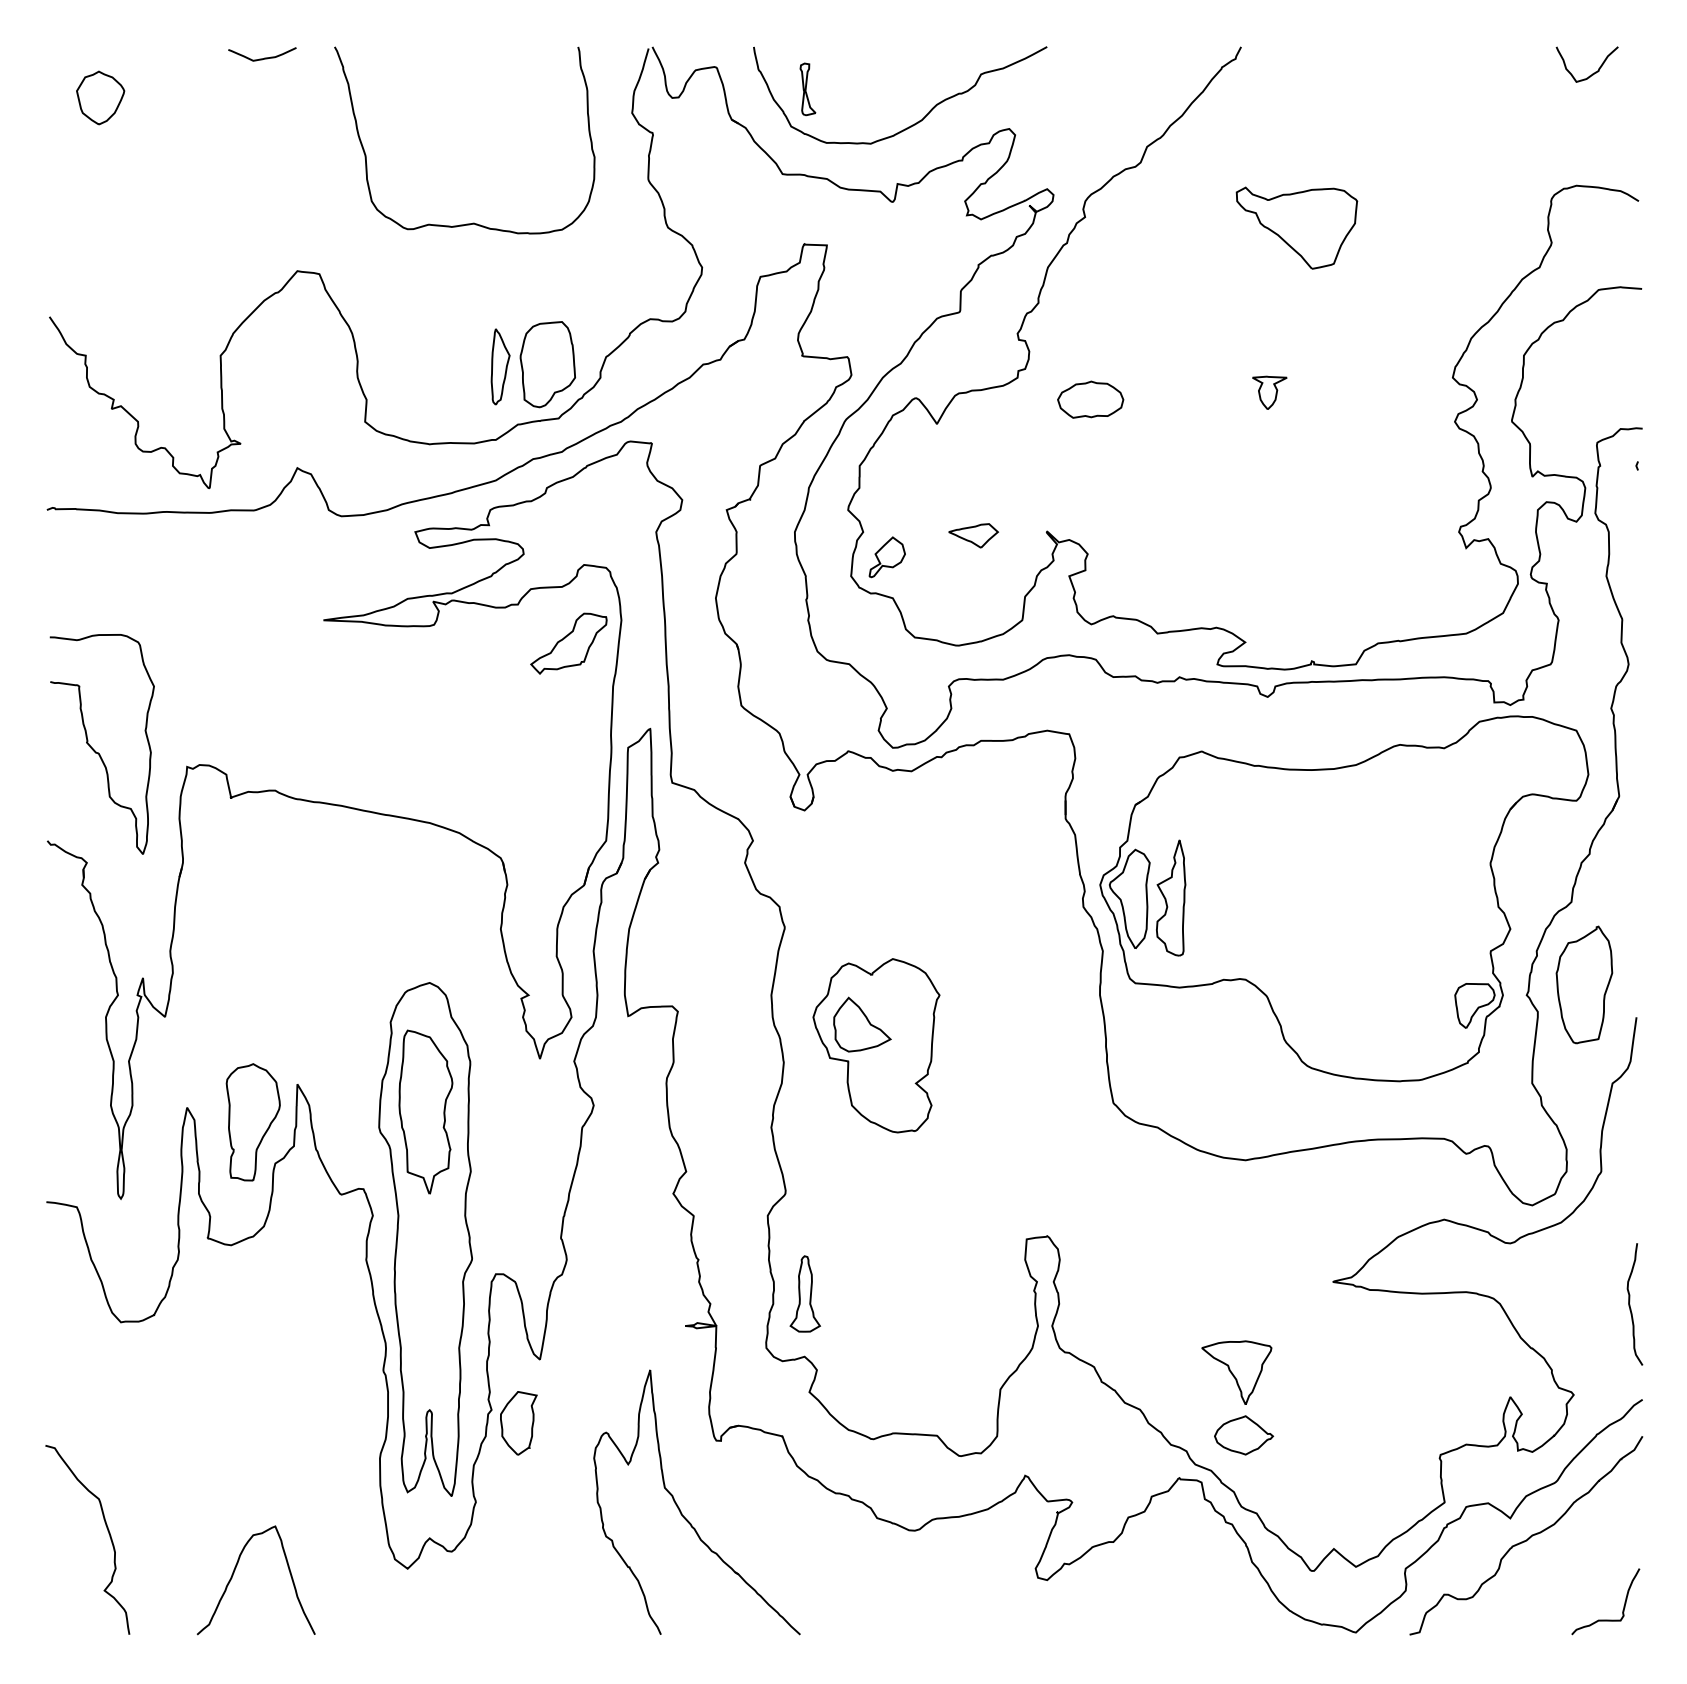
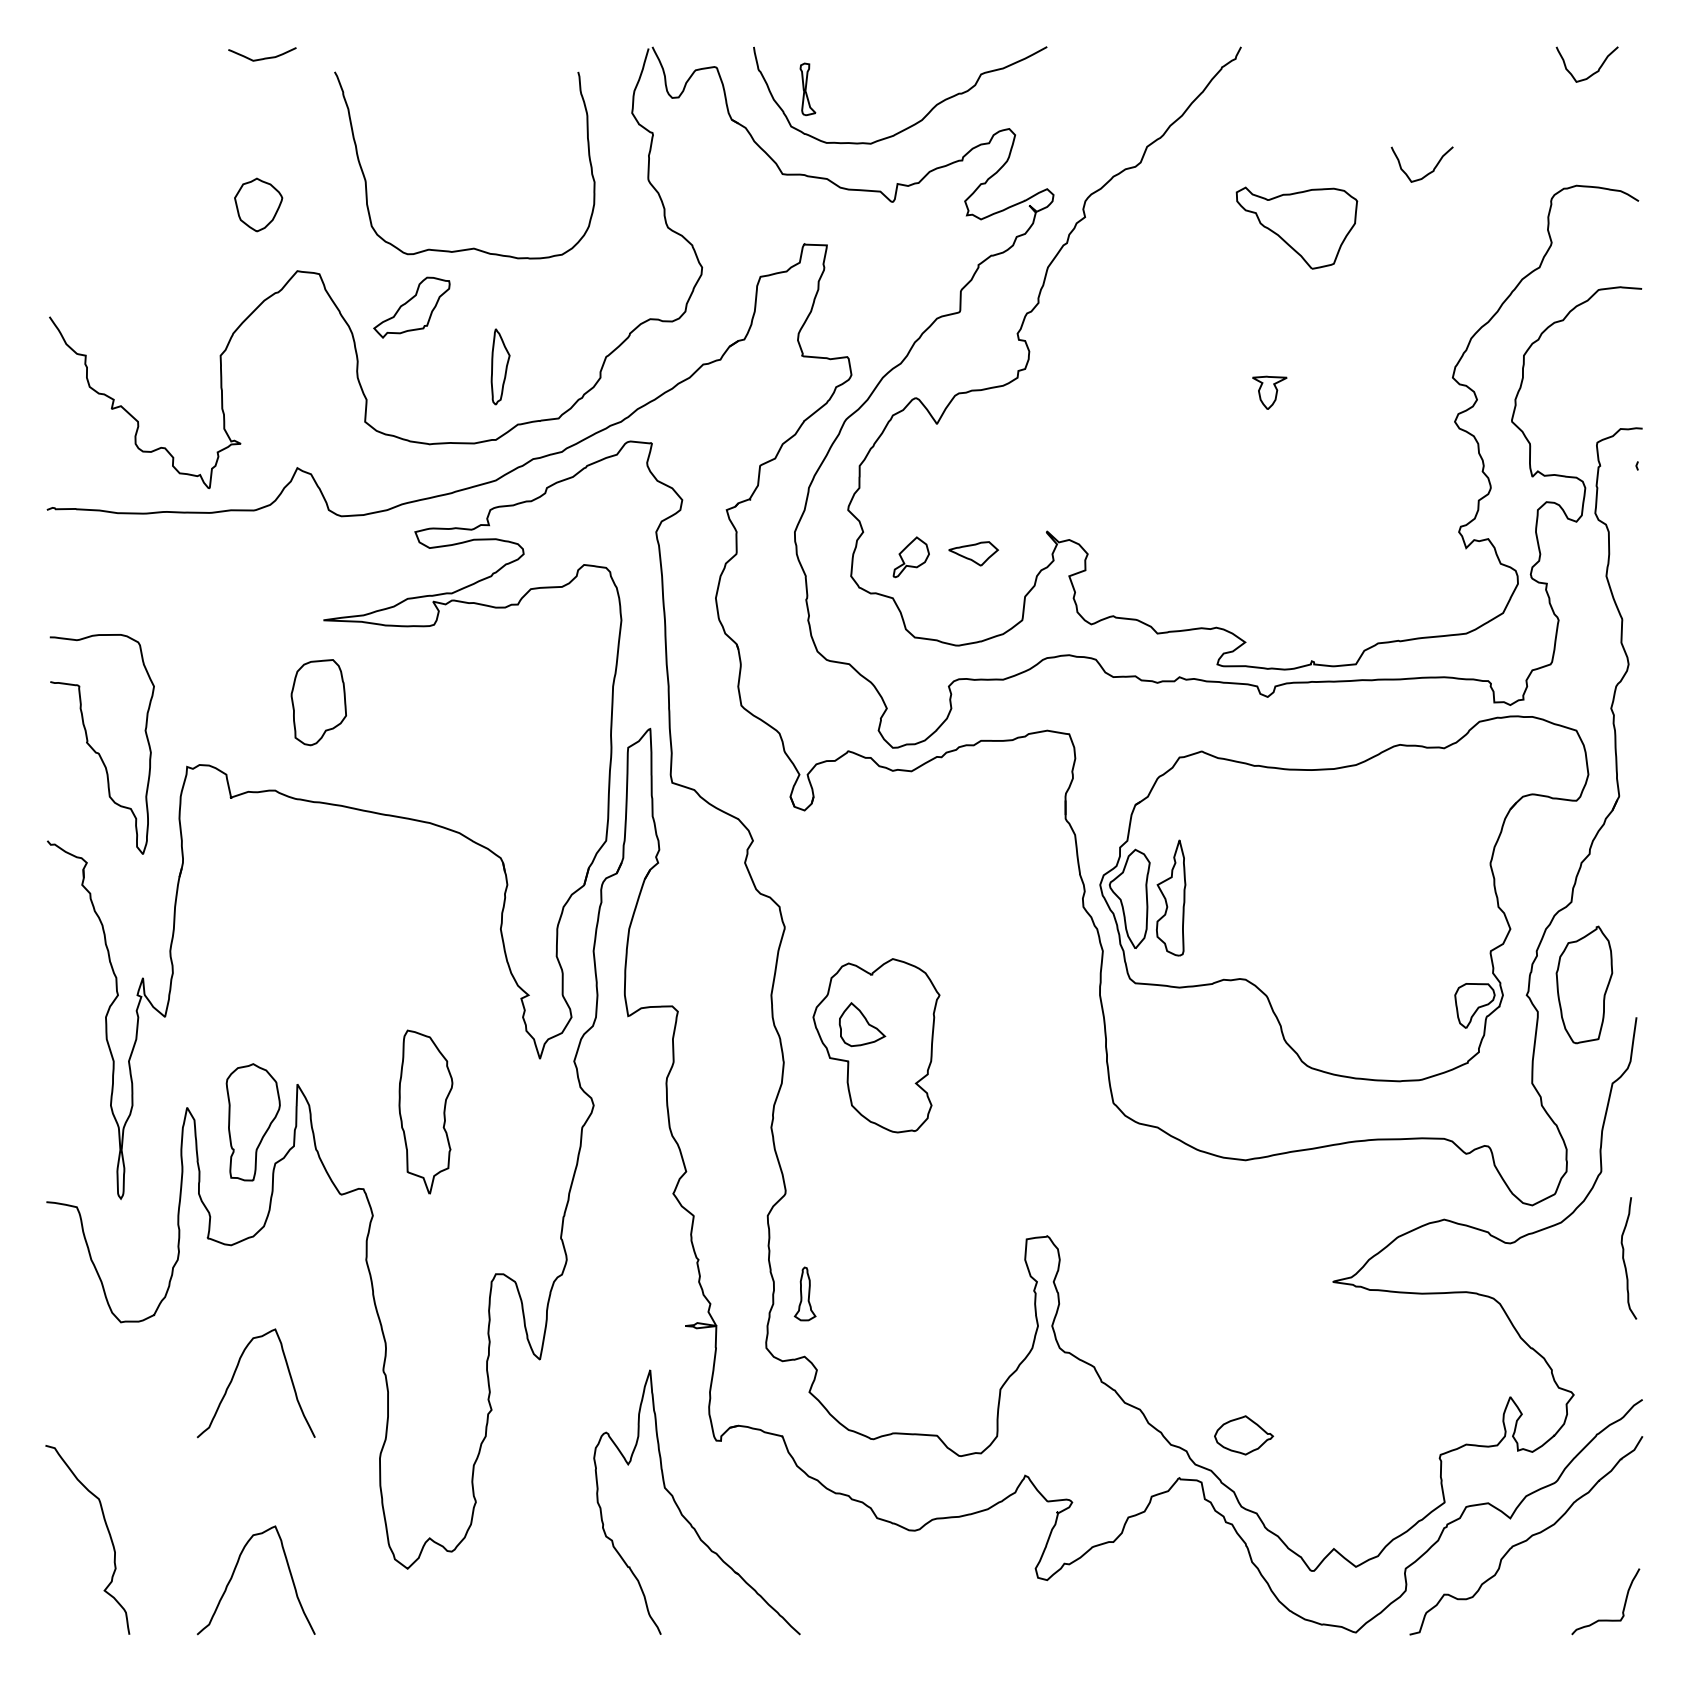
part position: (100, 97) -> (258, 204) (258, 204)
curve: none -> present (1427, 173)
curve position: (473, 222) -> (473, 247) (473, 247)
part position: (547, 364) -> (318, 702) (318, 702)
part: present -> none (1090, 399)
part position: (973, 535) -> (973, 553) (973, 553)
part position: (886, 557) -> (910, 557) (910, 557)
part position: (568, 643) -> (411, 307) (411, 307)
part size: 59x57 px -> 49x46 px (862, 1024)
part: present -> none (425, 1239)
part size: 32x78 px -> 24x56 px (804, 1293)
curve position: (1630, 1304) -> (1624, 1258) (1624, 1258)
part: present -> none (1236, 1372)
curve: none -> present (234, 1376)
part: present -> none (518, 1423)
